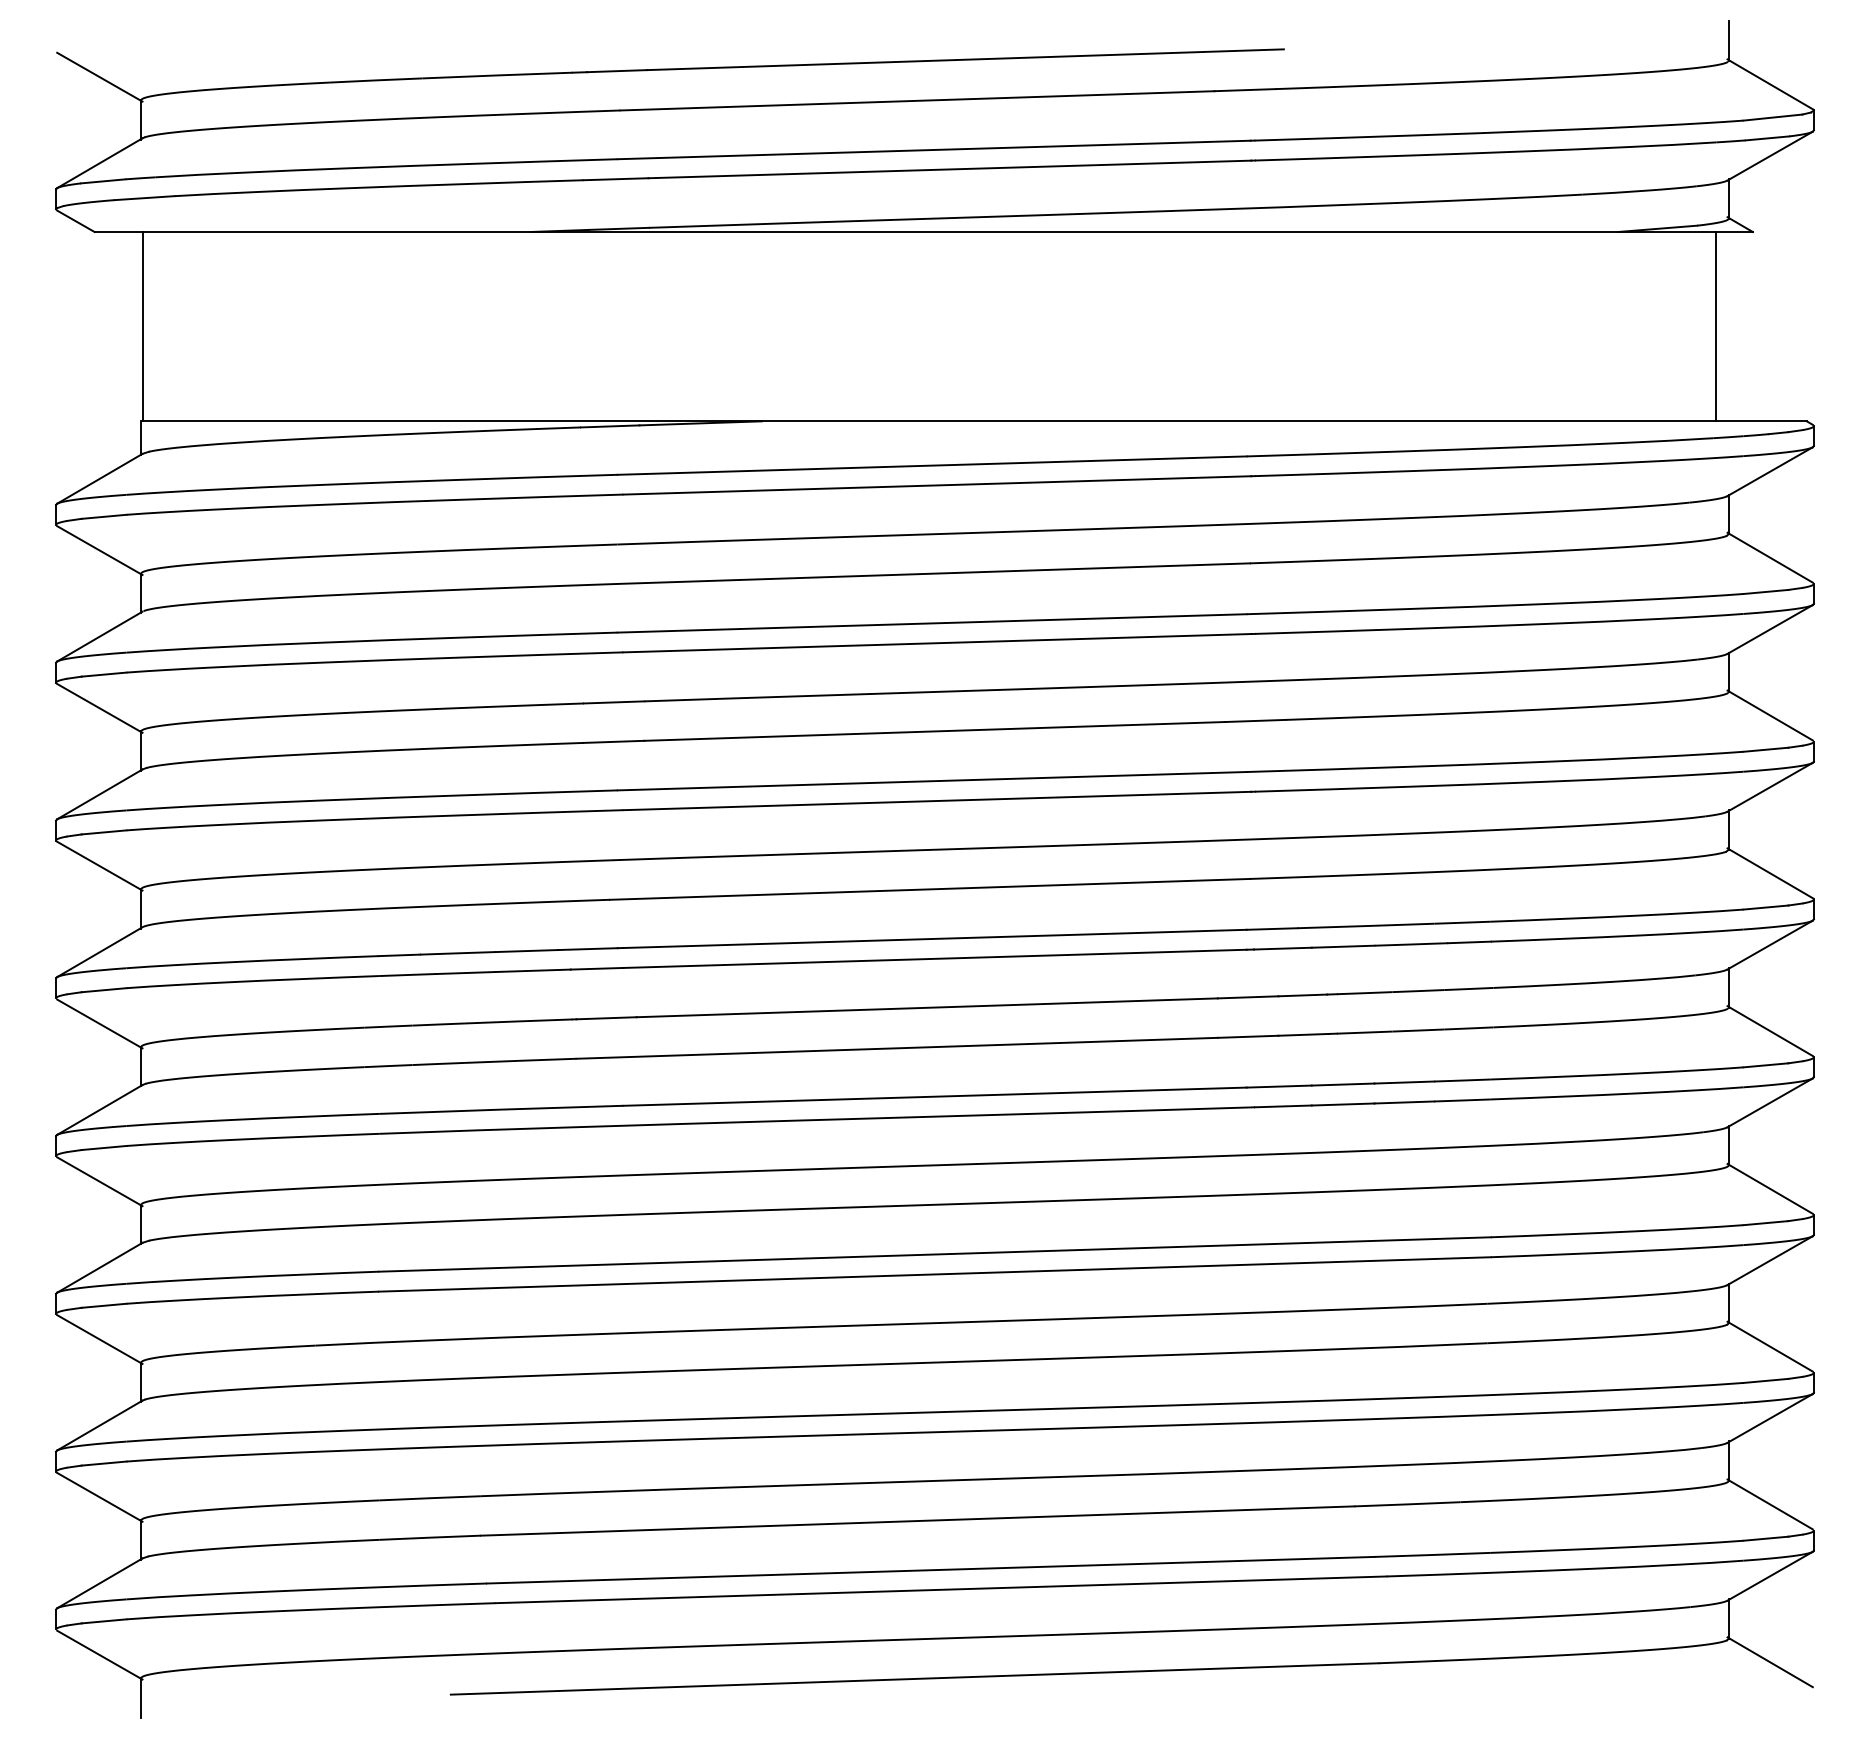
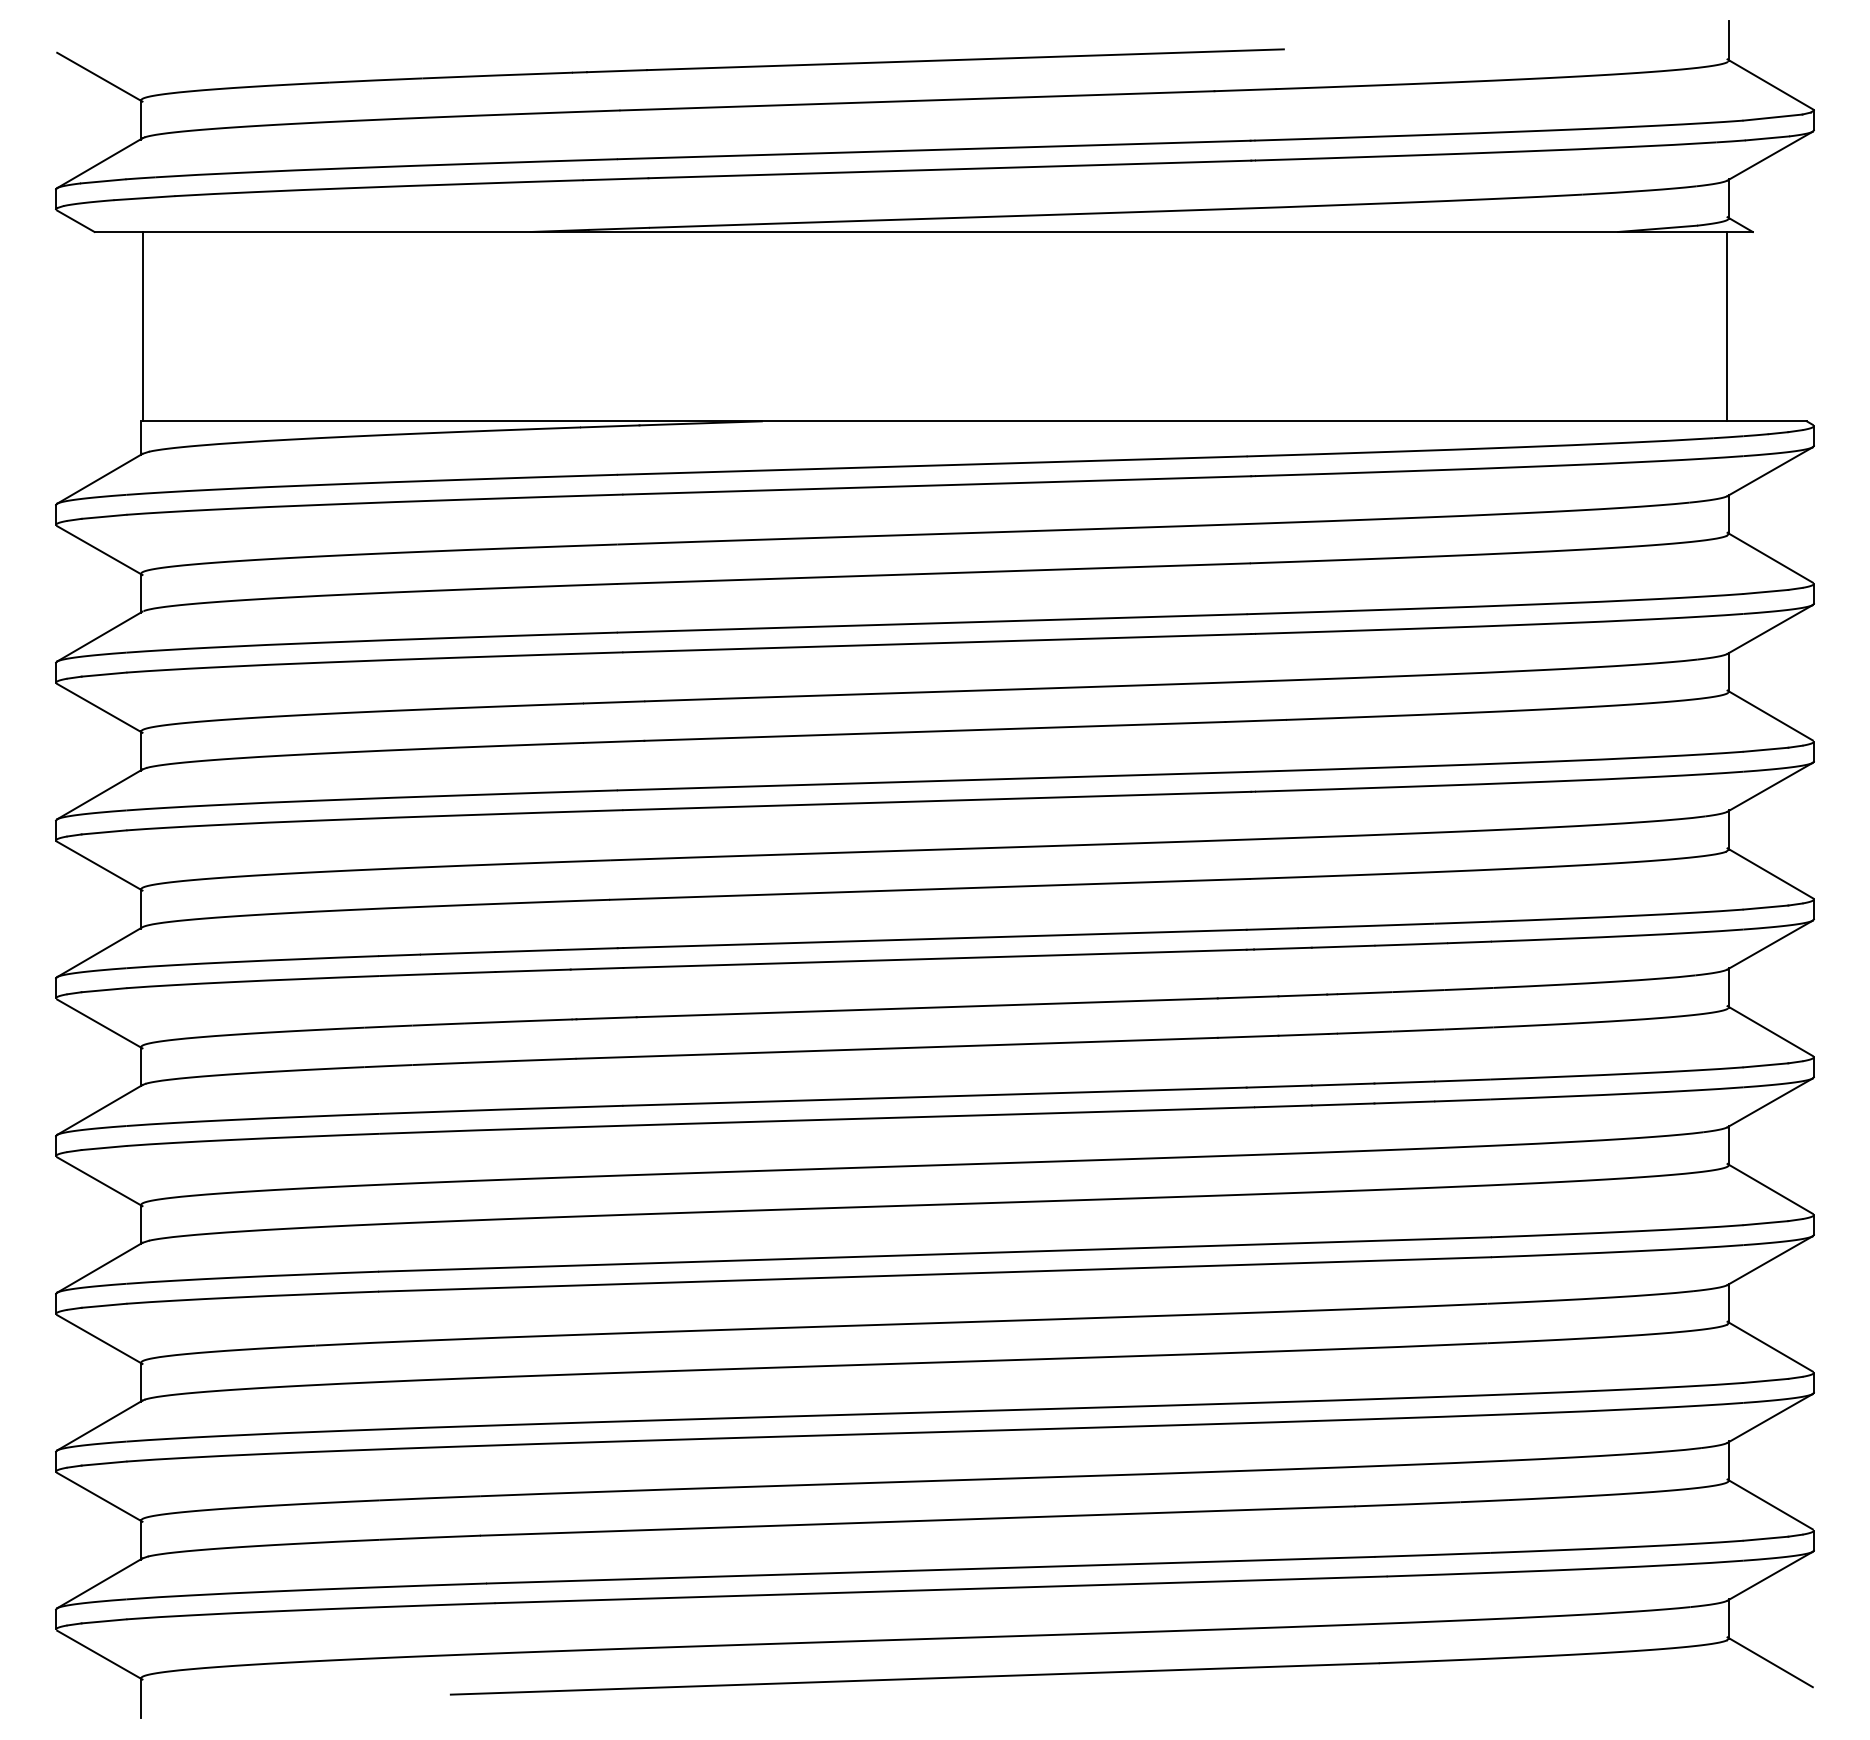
line position: (1716, 326) -> (1727, 326) (1727, 326)
